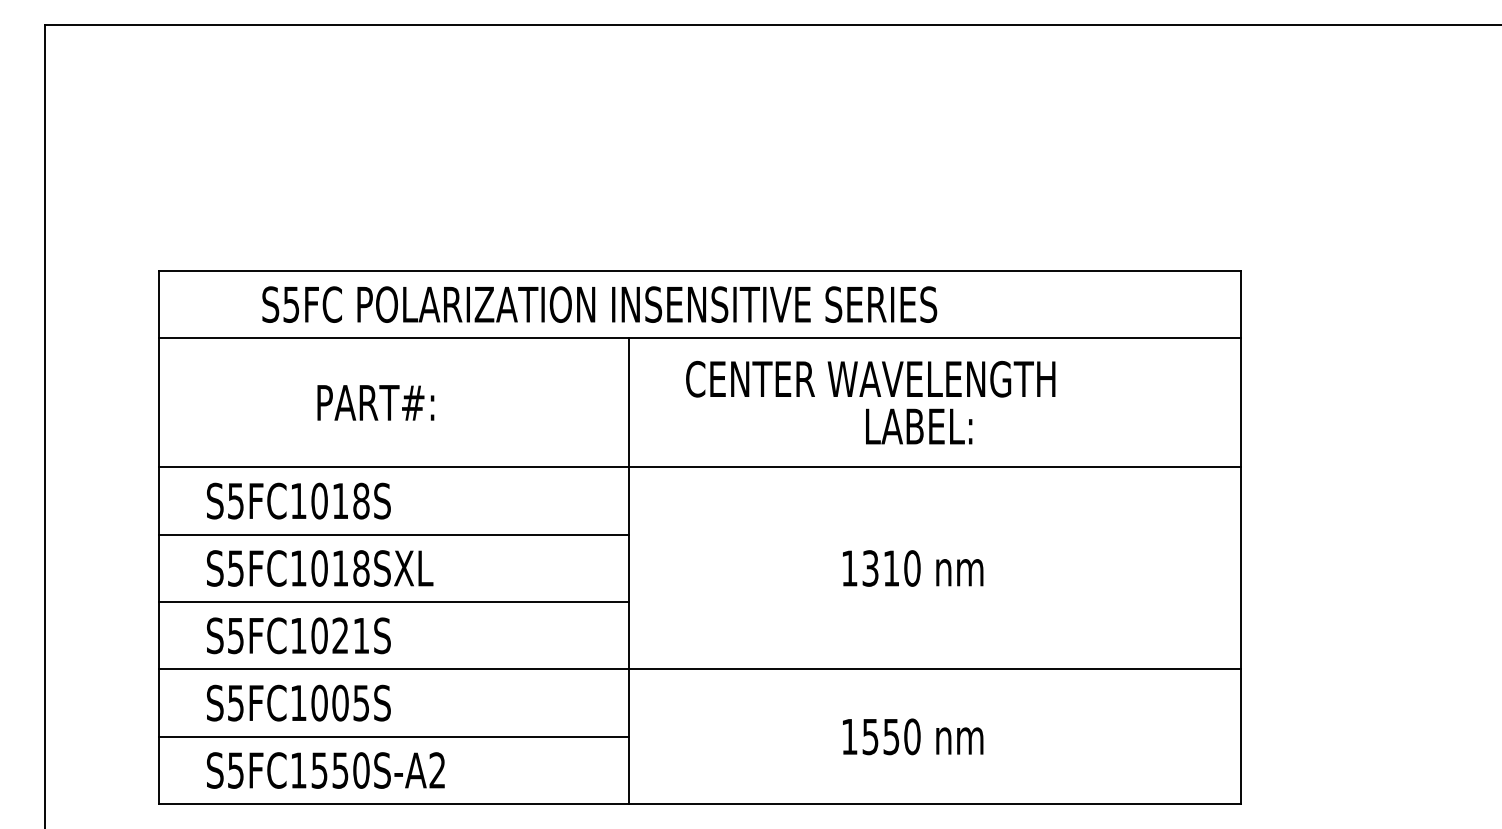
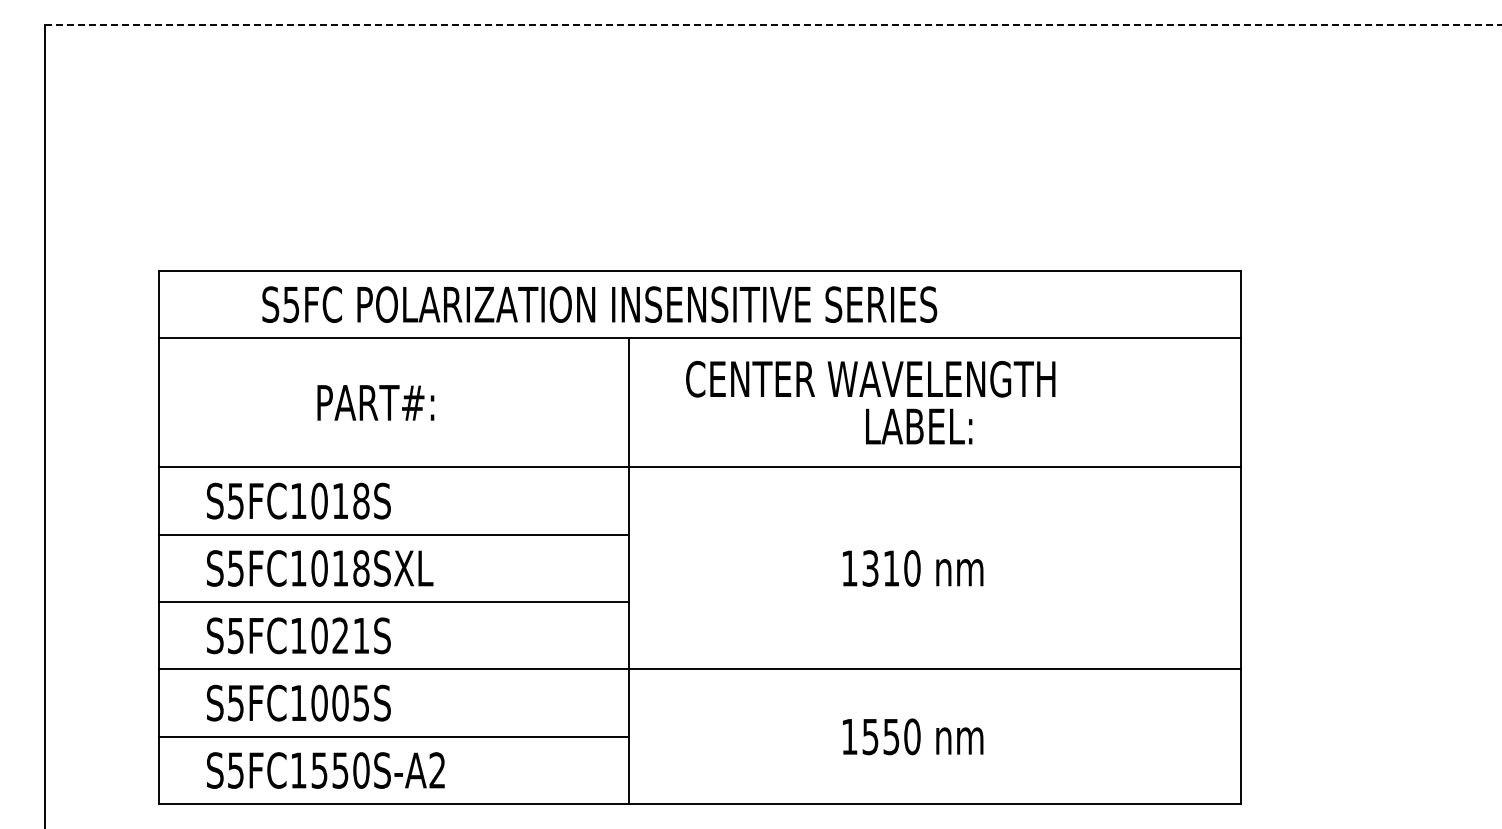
line: solid -> dashed (773, 24)
